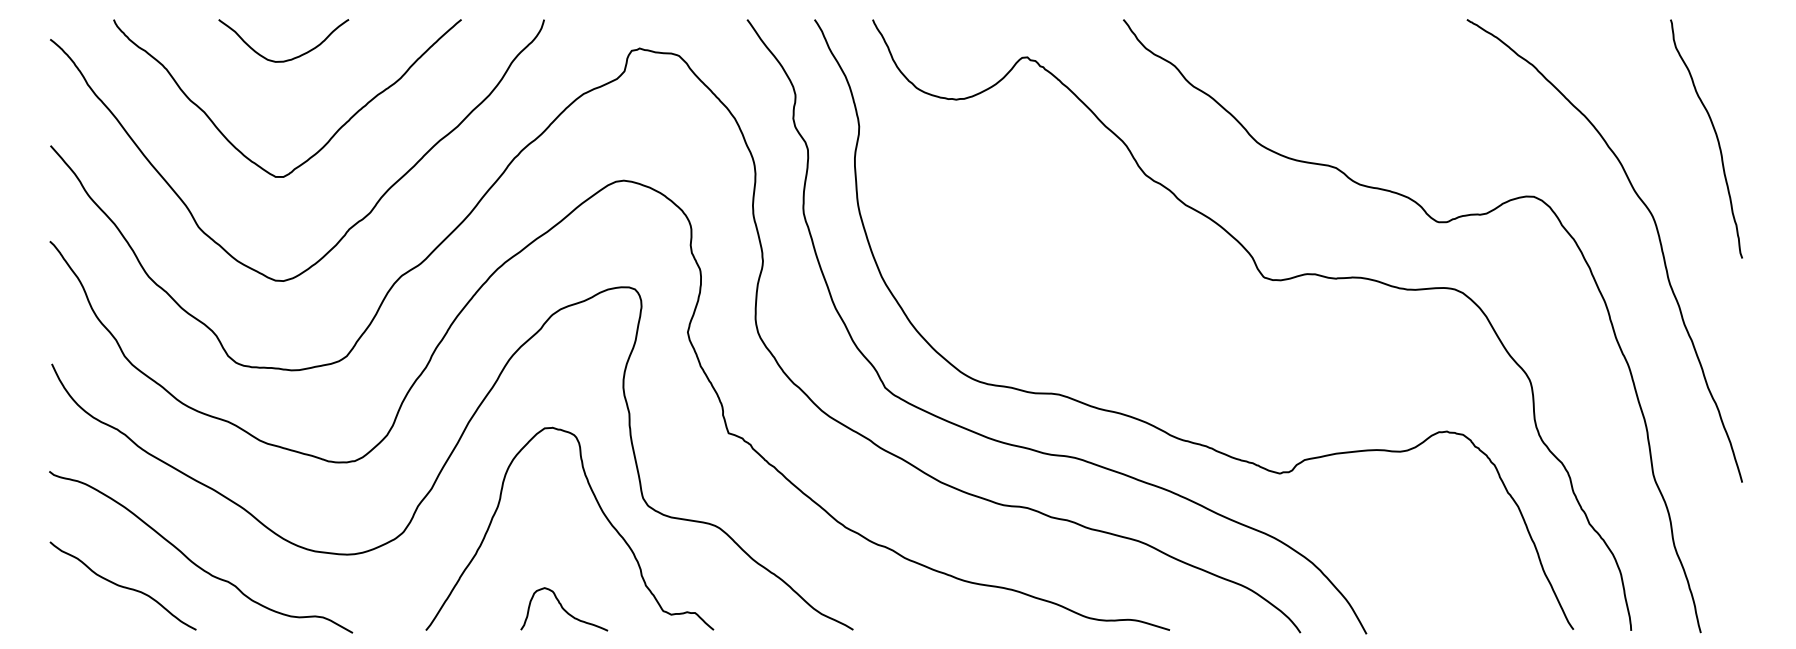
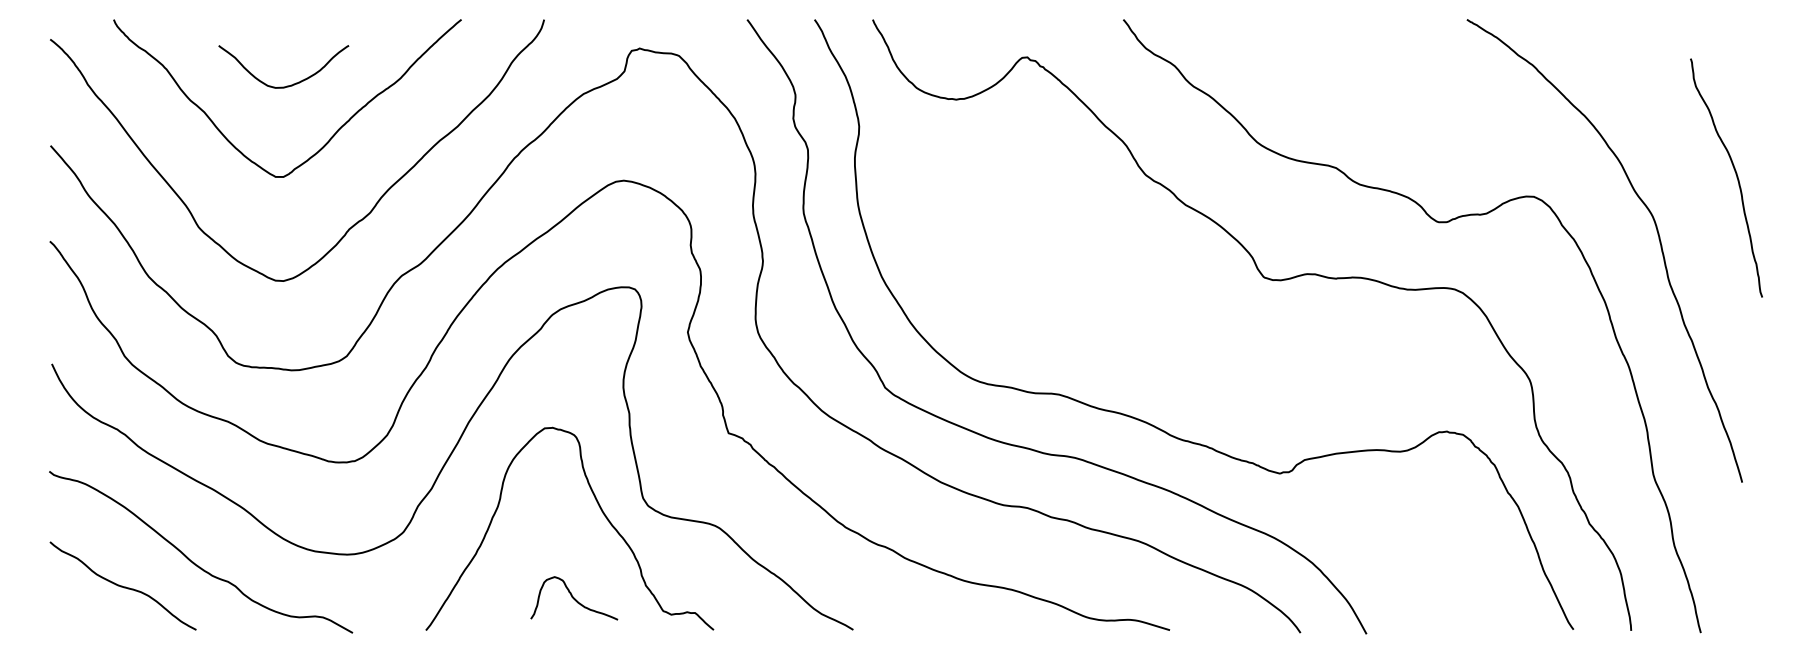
curve position: (287, 59) -> (287, 85) (287, 85)
curve position: (1715, 135) -> (1735, 174) (1735, 174)
curve position: (564, 609) -> (574, 598) (574, 598)
